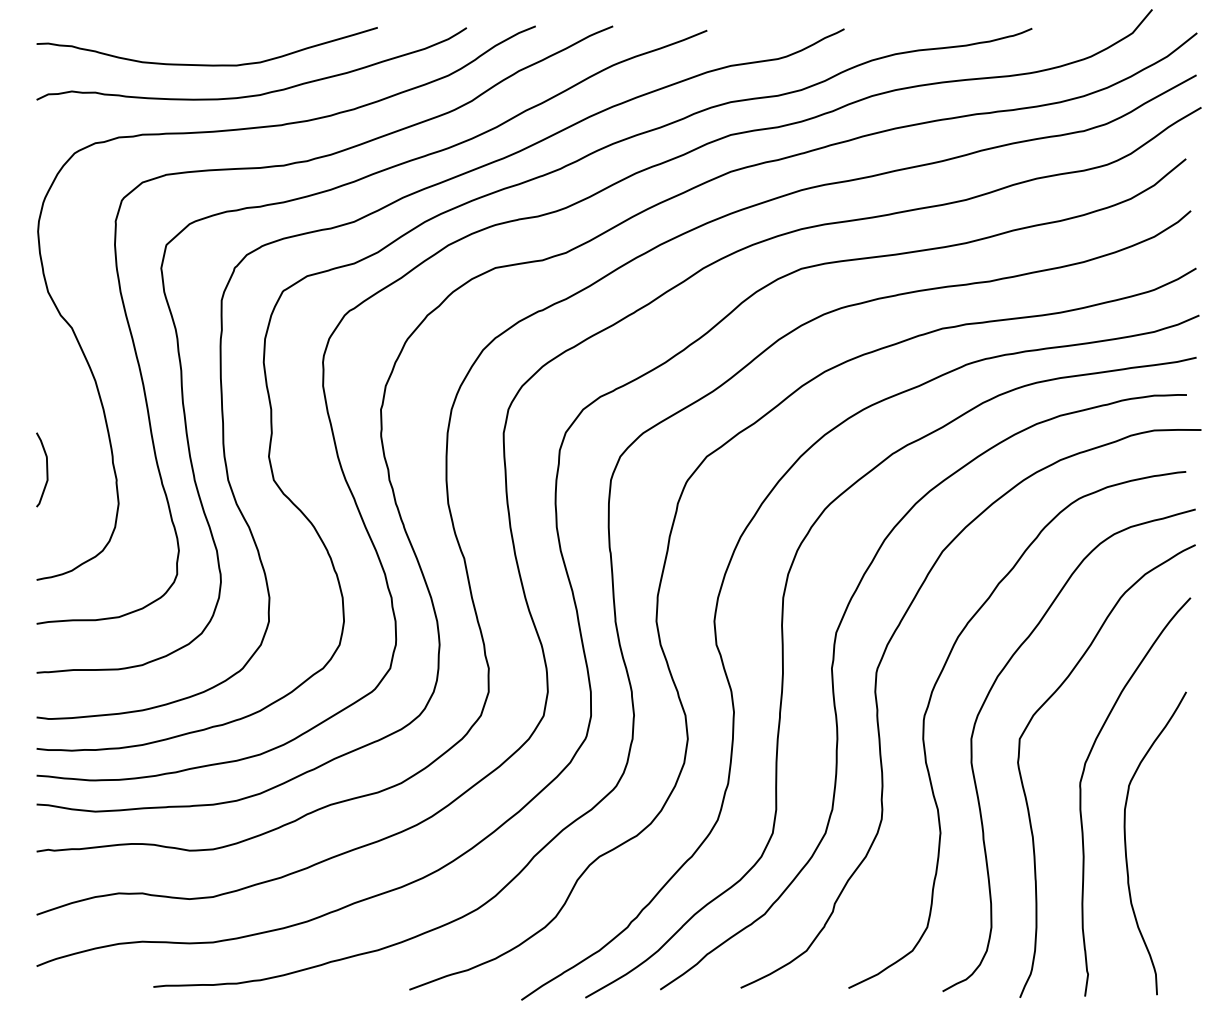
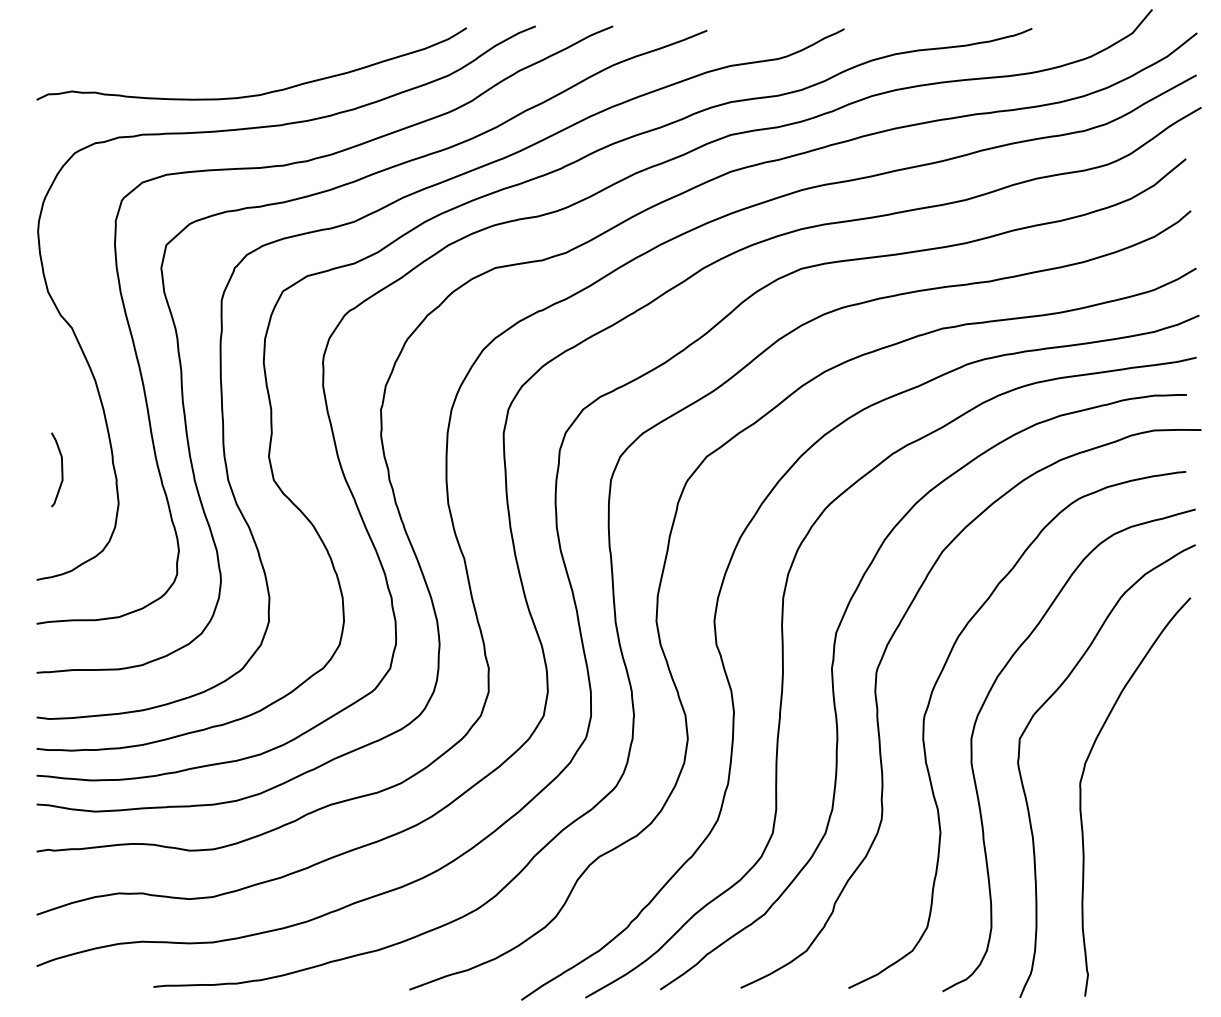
curve: present -> none (206, 64)
curve position: (46, 469) -> (61, 469) (61, 469)
curve: present -> none (1126, 843)
